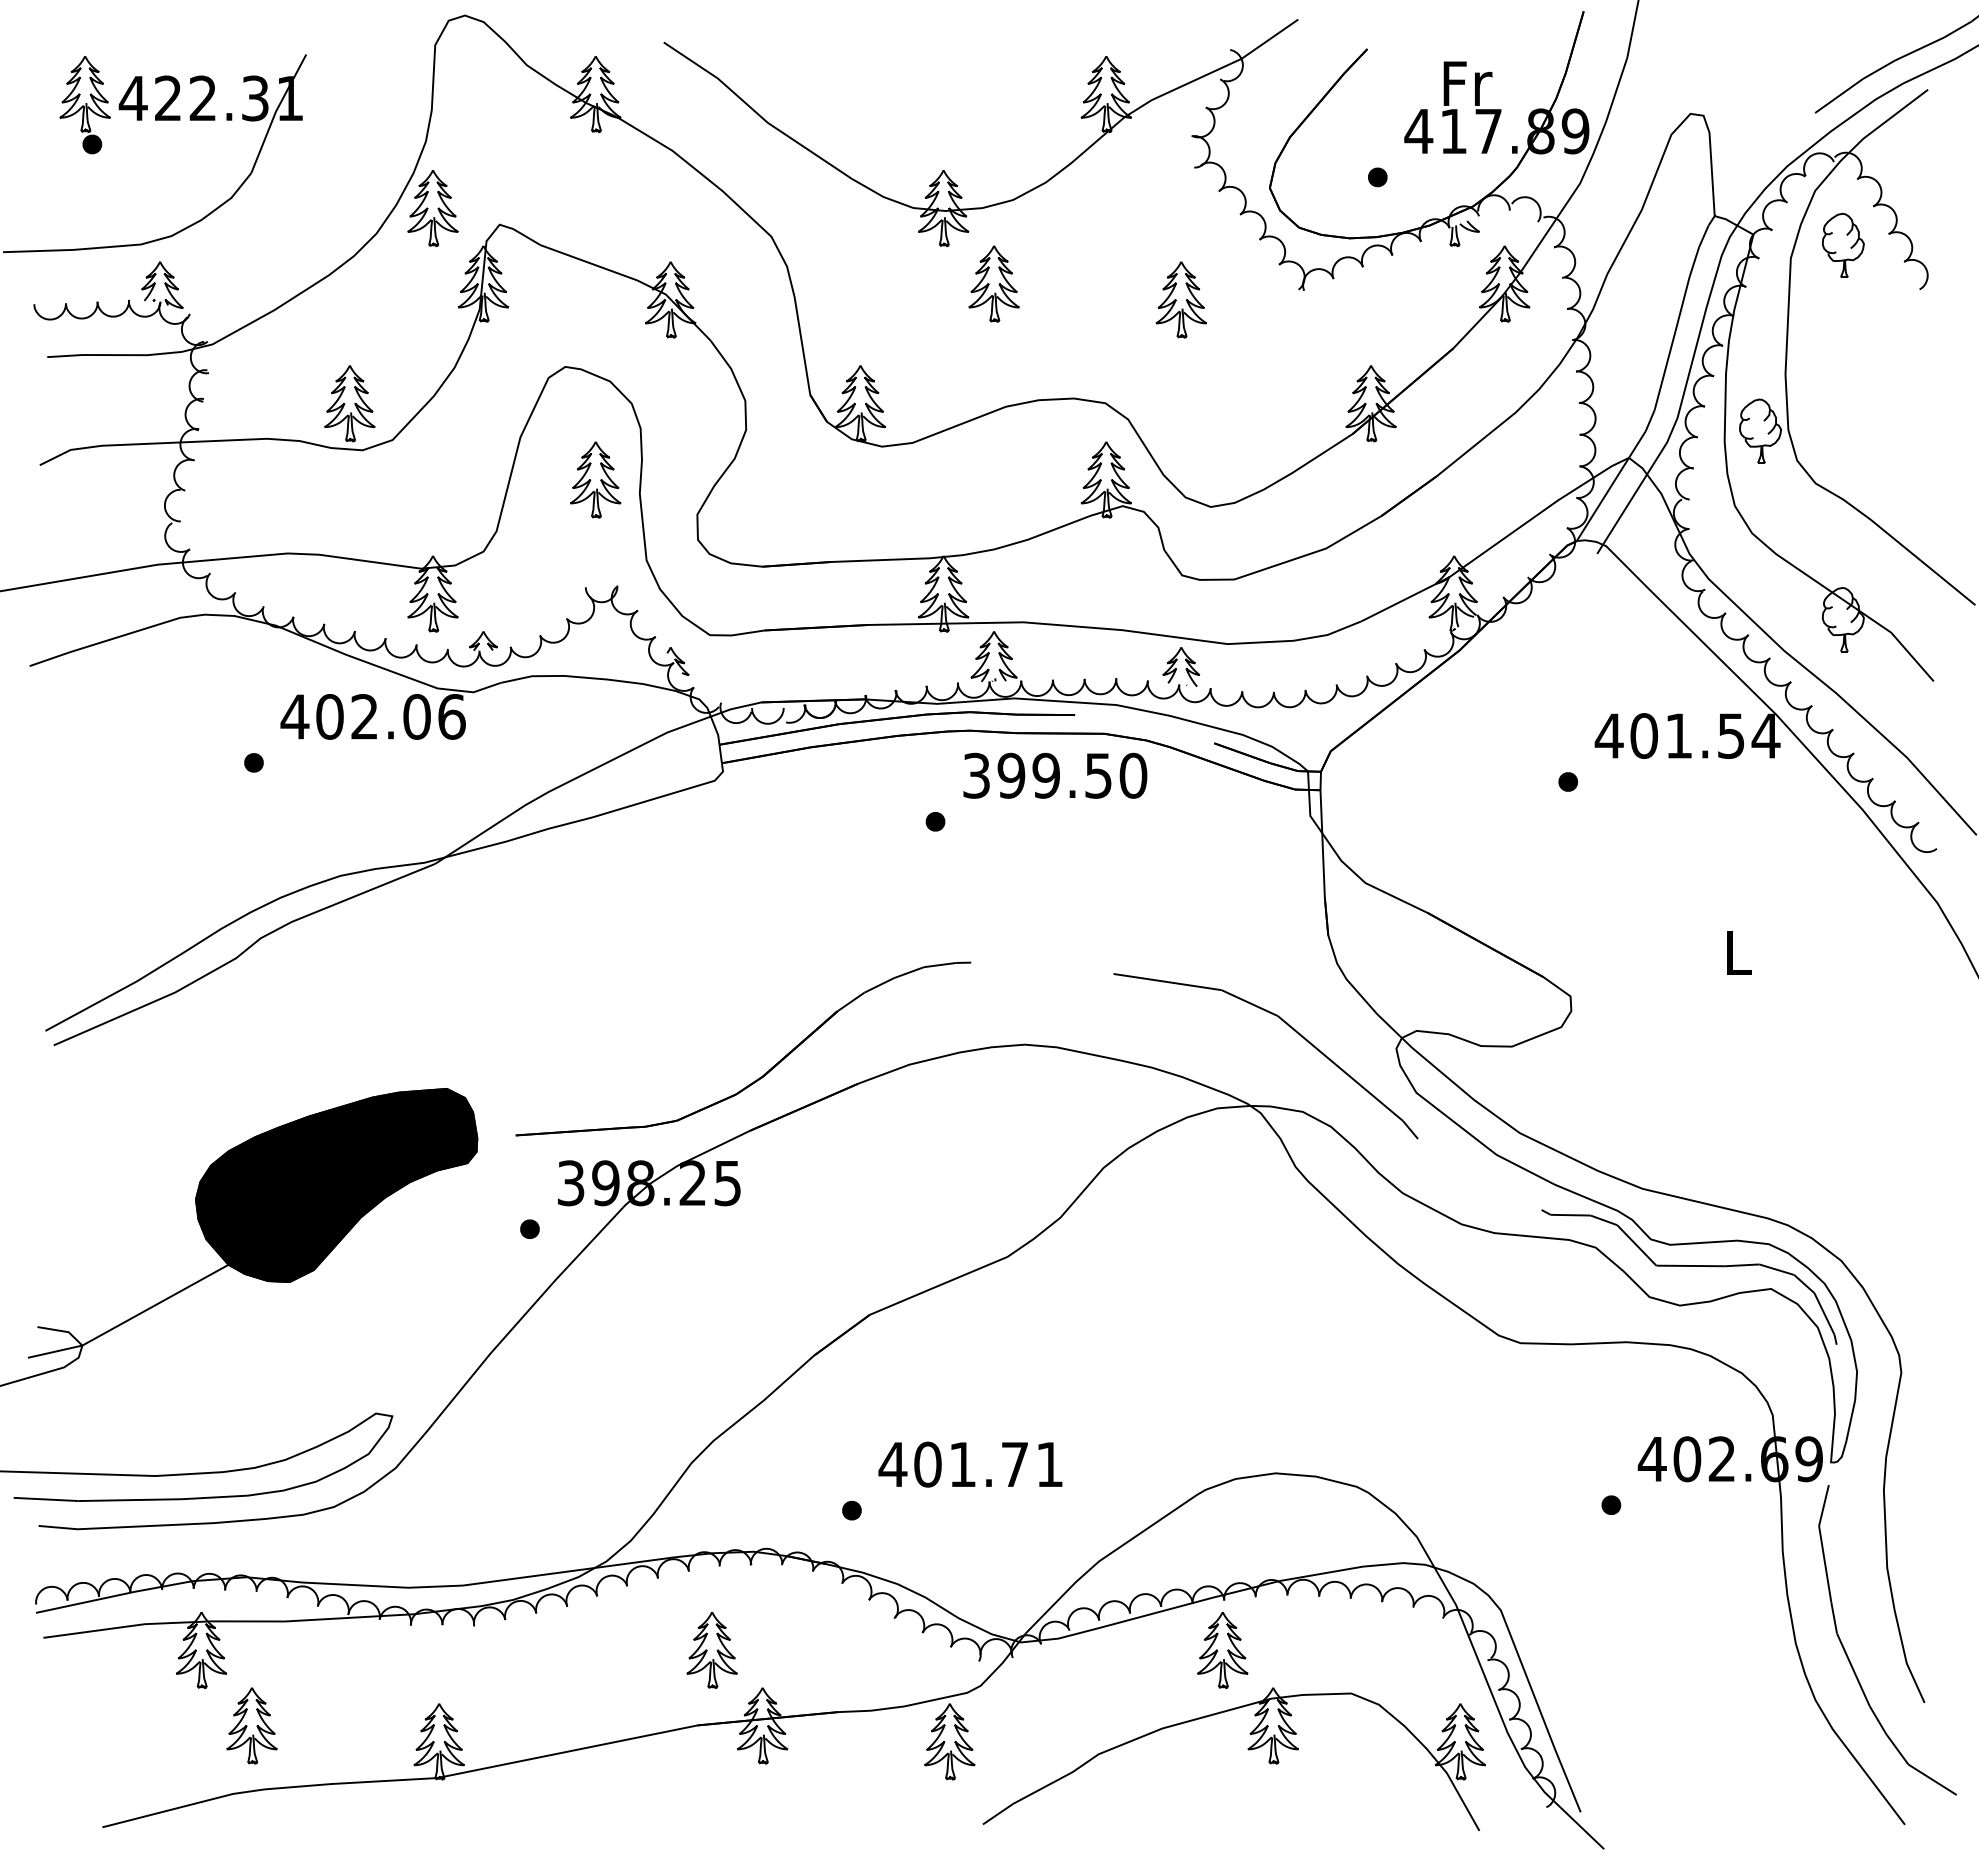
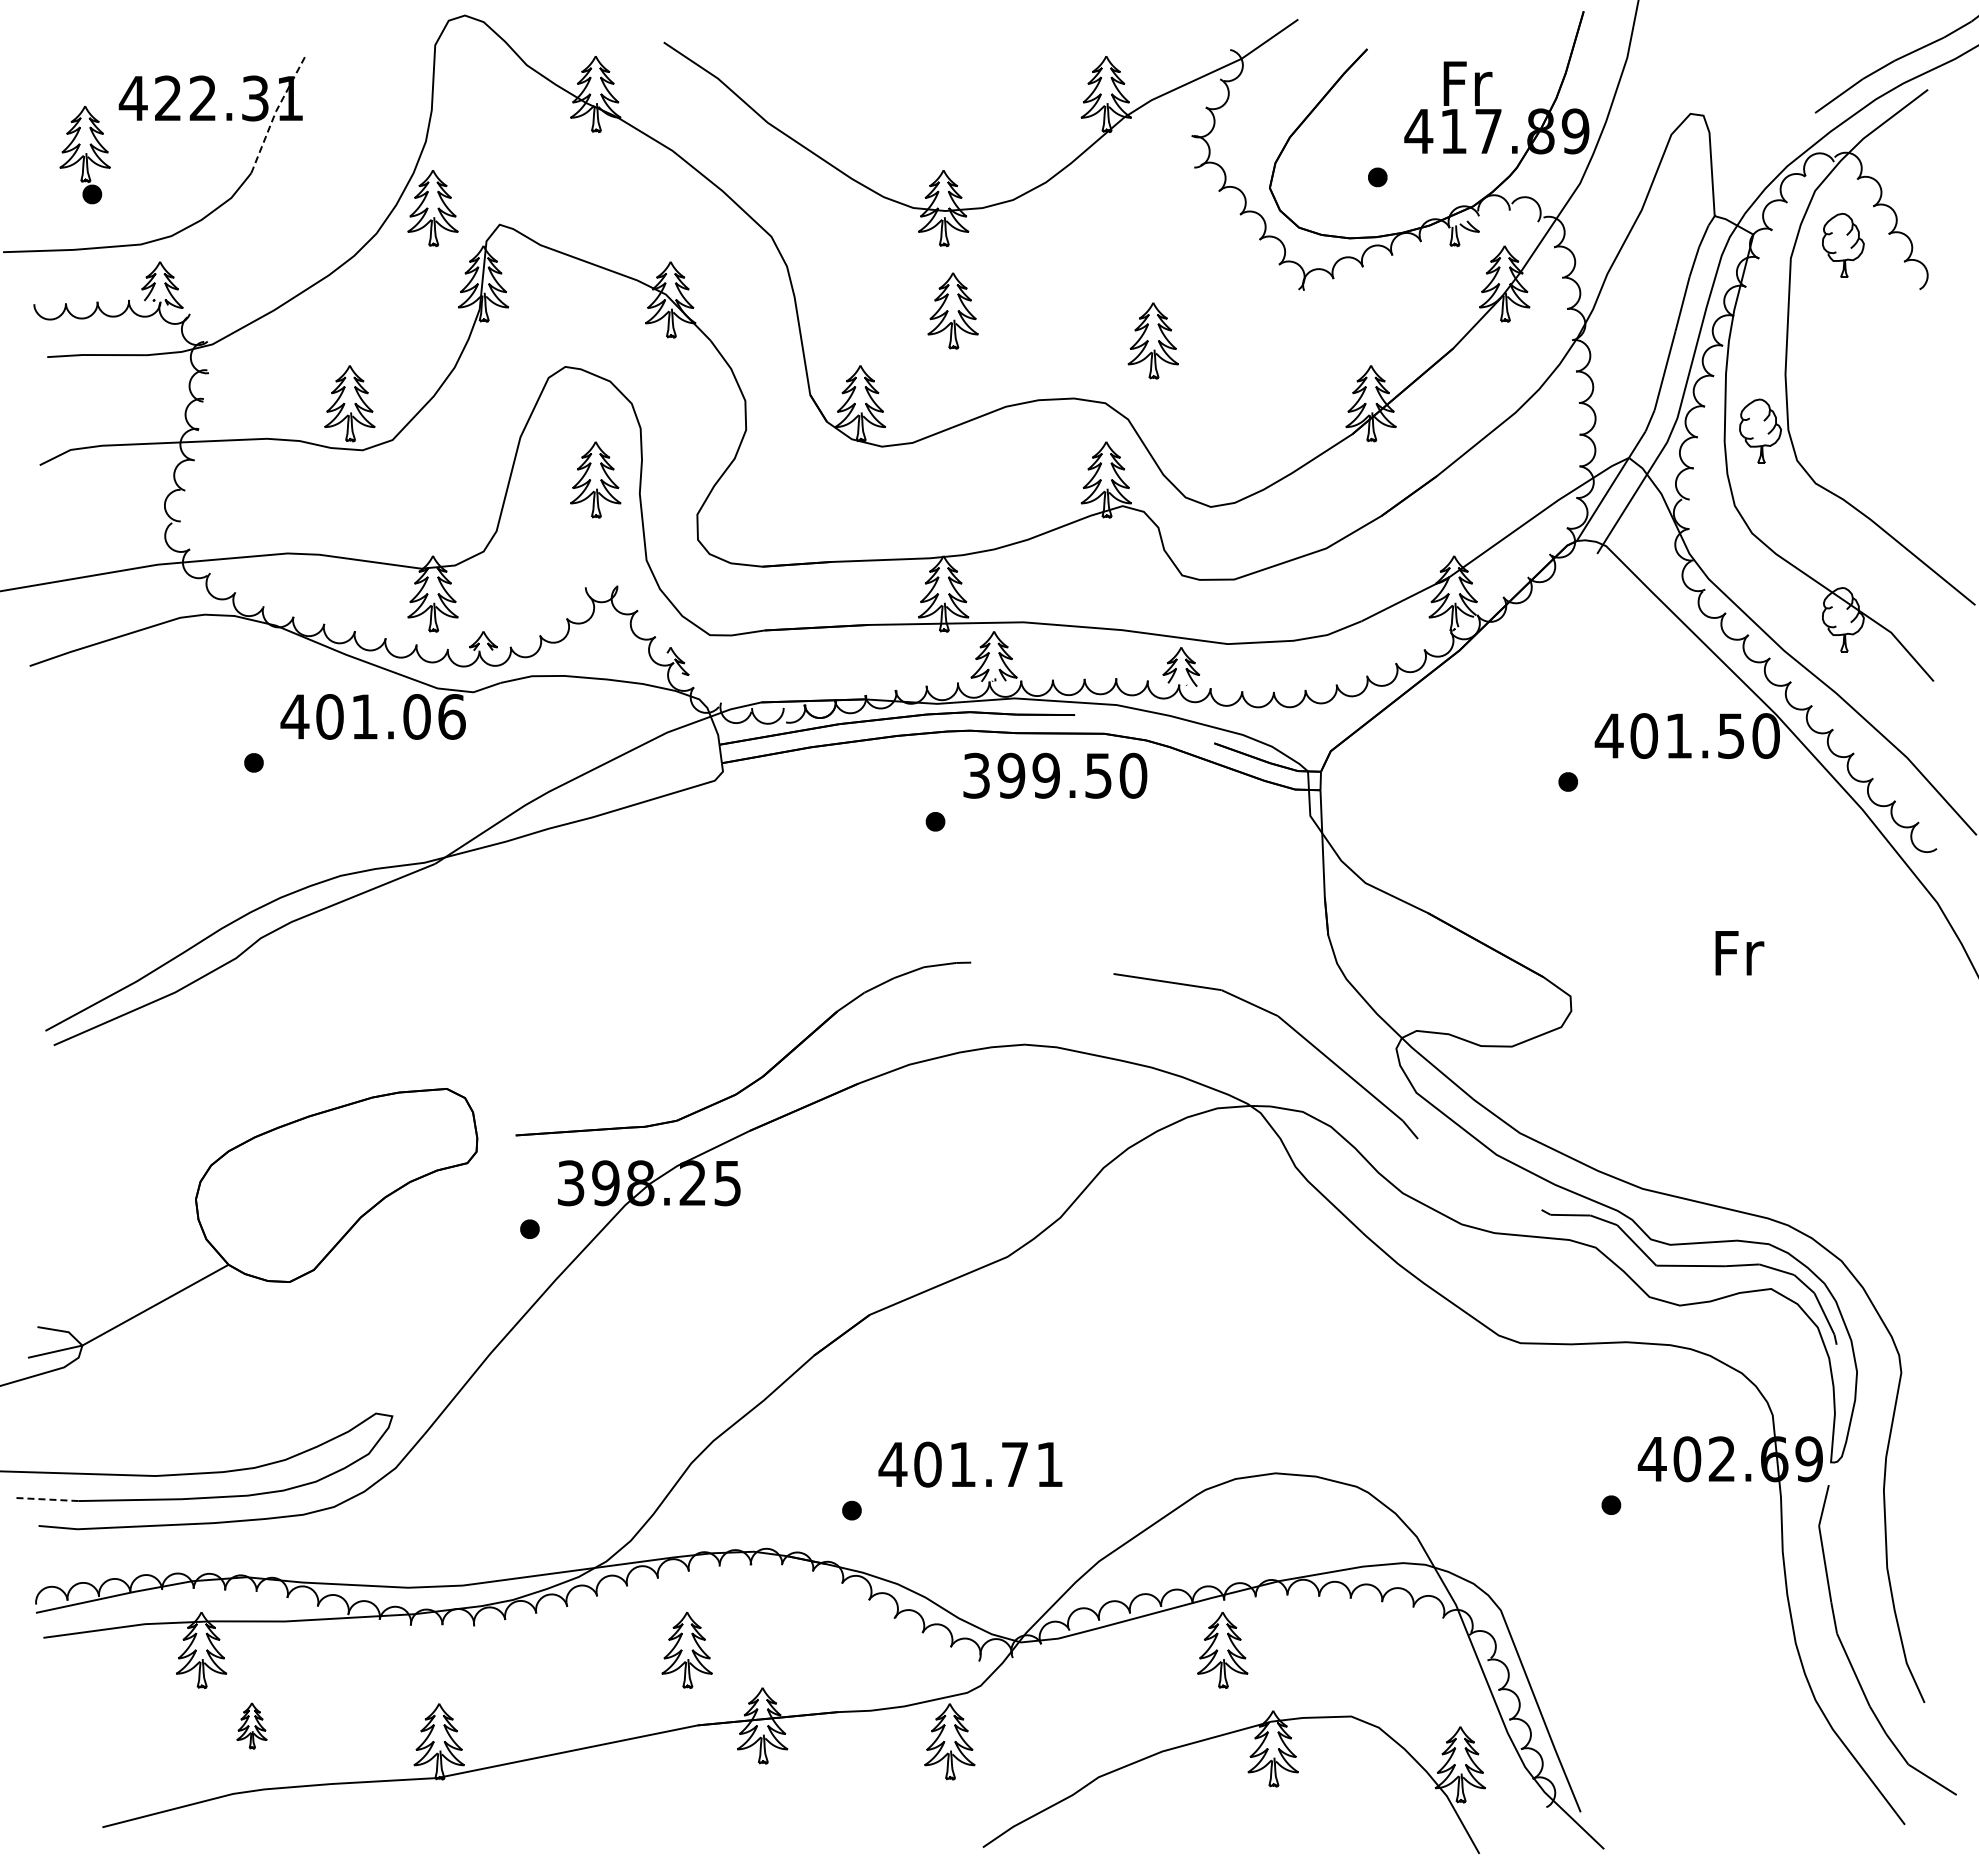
part position: (84, 105) -> (84, 155) (84, 155)
line: solid -> dashed (276, 111)
part position: (993, 283) -> (952, 310) (952, 310)
part position: (1180, 299) -> (1152, 340) (1152, 340)
text: 402.06 -> 401.06 (364, 716)
text: 401.54 -> 401.50 (1765, 735)
text: L -> Fr (1739, 953)
fill: present -> none (336, 1185)
line: solid -> dashed (45, 1499)
part position: (711, 1650) -> (686, 1650) (686, 1650)
part size: 52x78 px -> 32x48 px (251, 1725)
part position: (1247, 1749) -> (1247, 1772) (1247, 1772)
